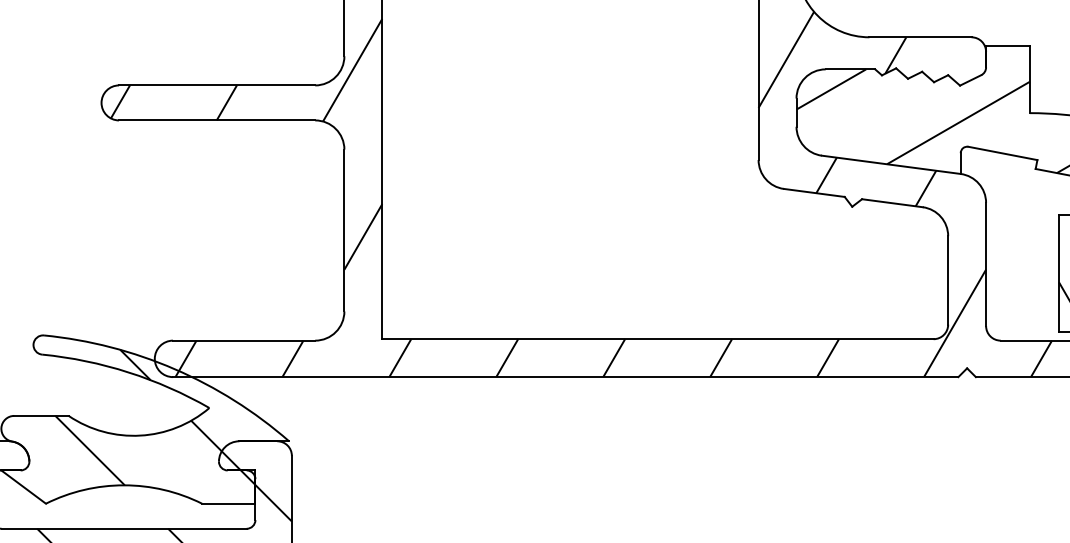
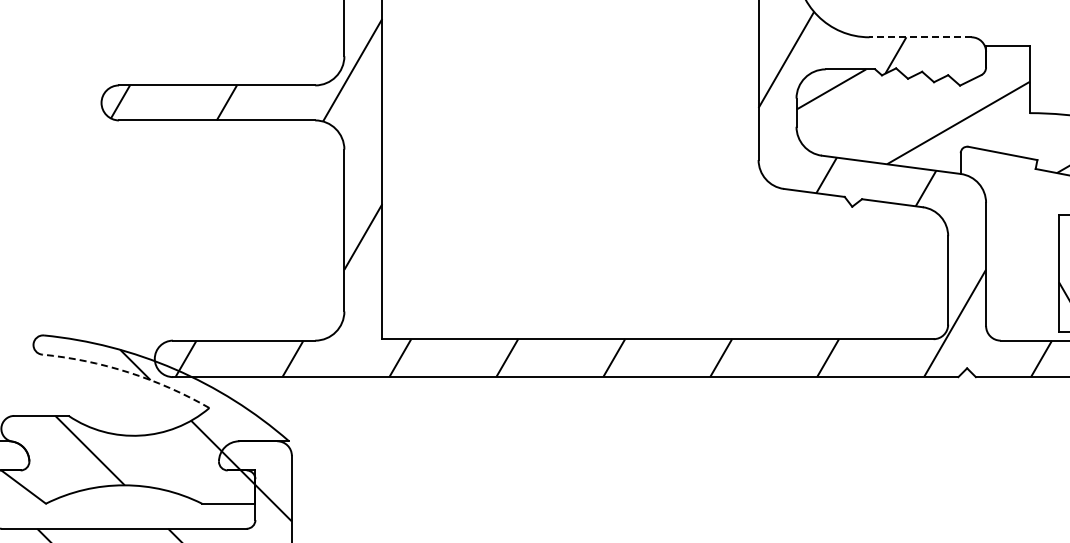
line: solid -> dashed (919, 37)
arc: solid -> dashed (128, 372)
